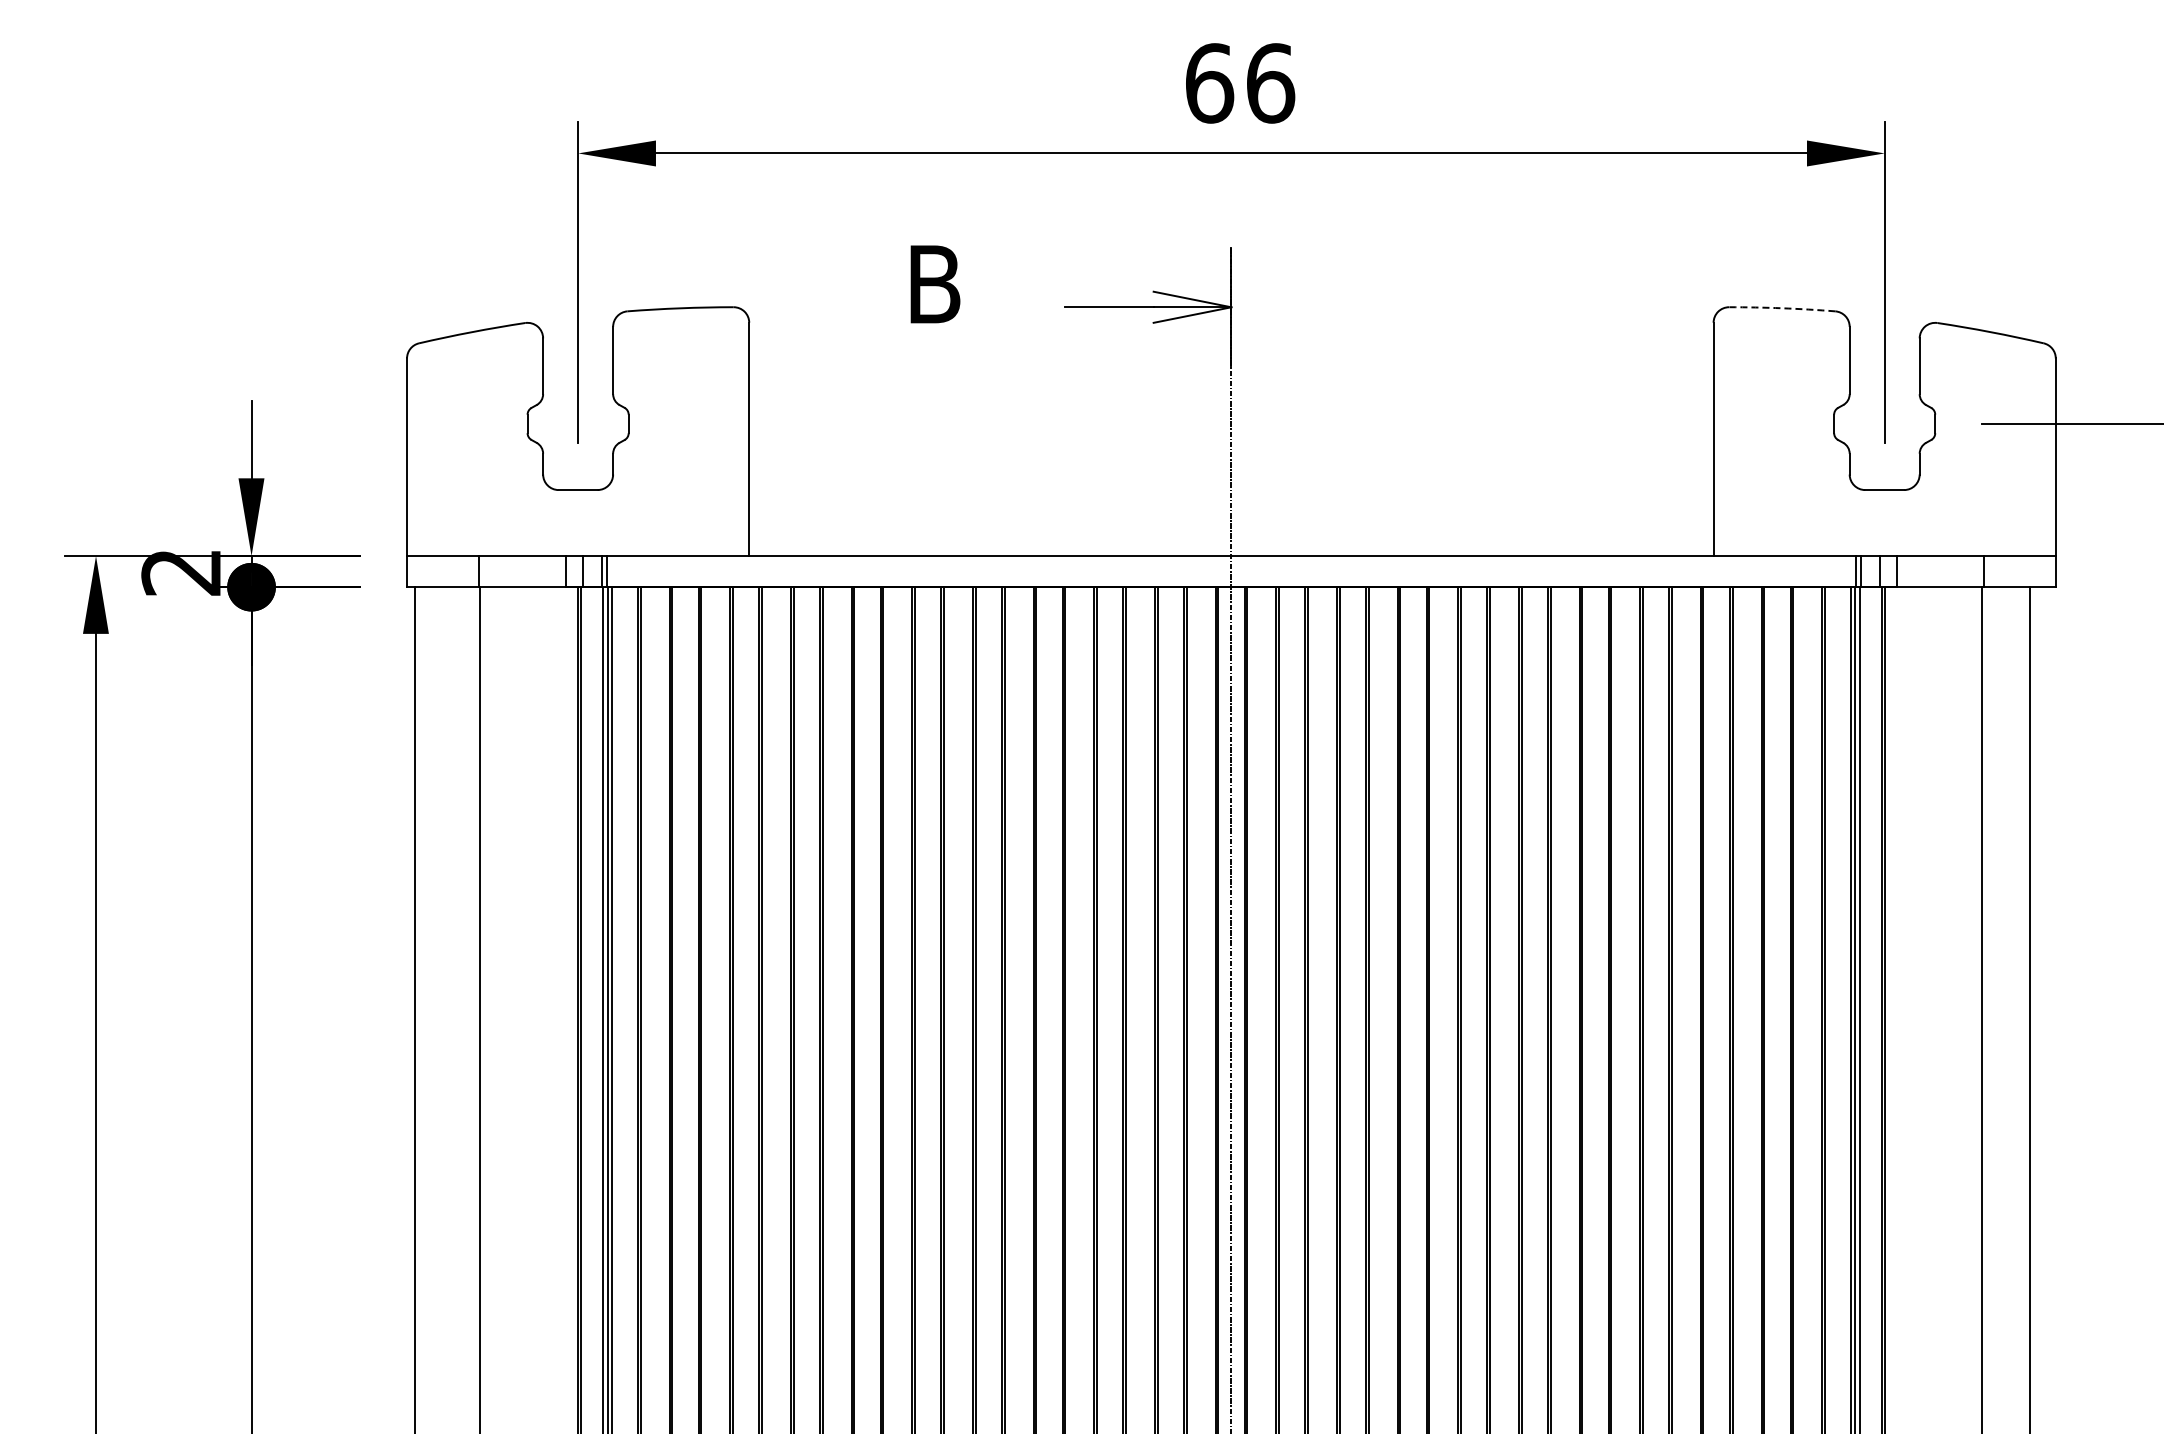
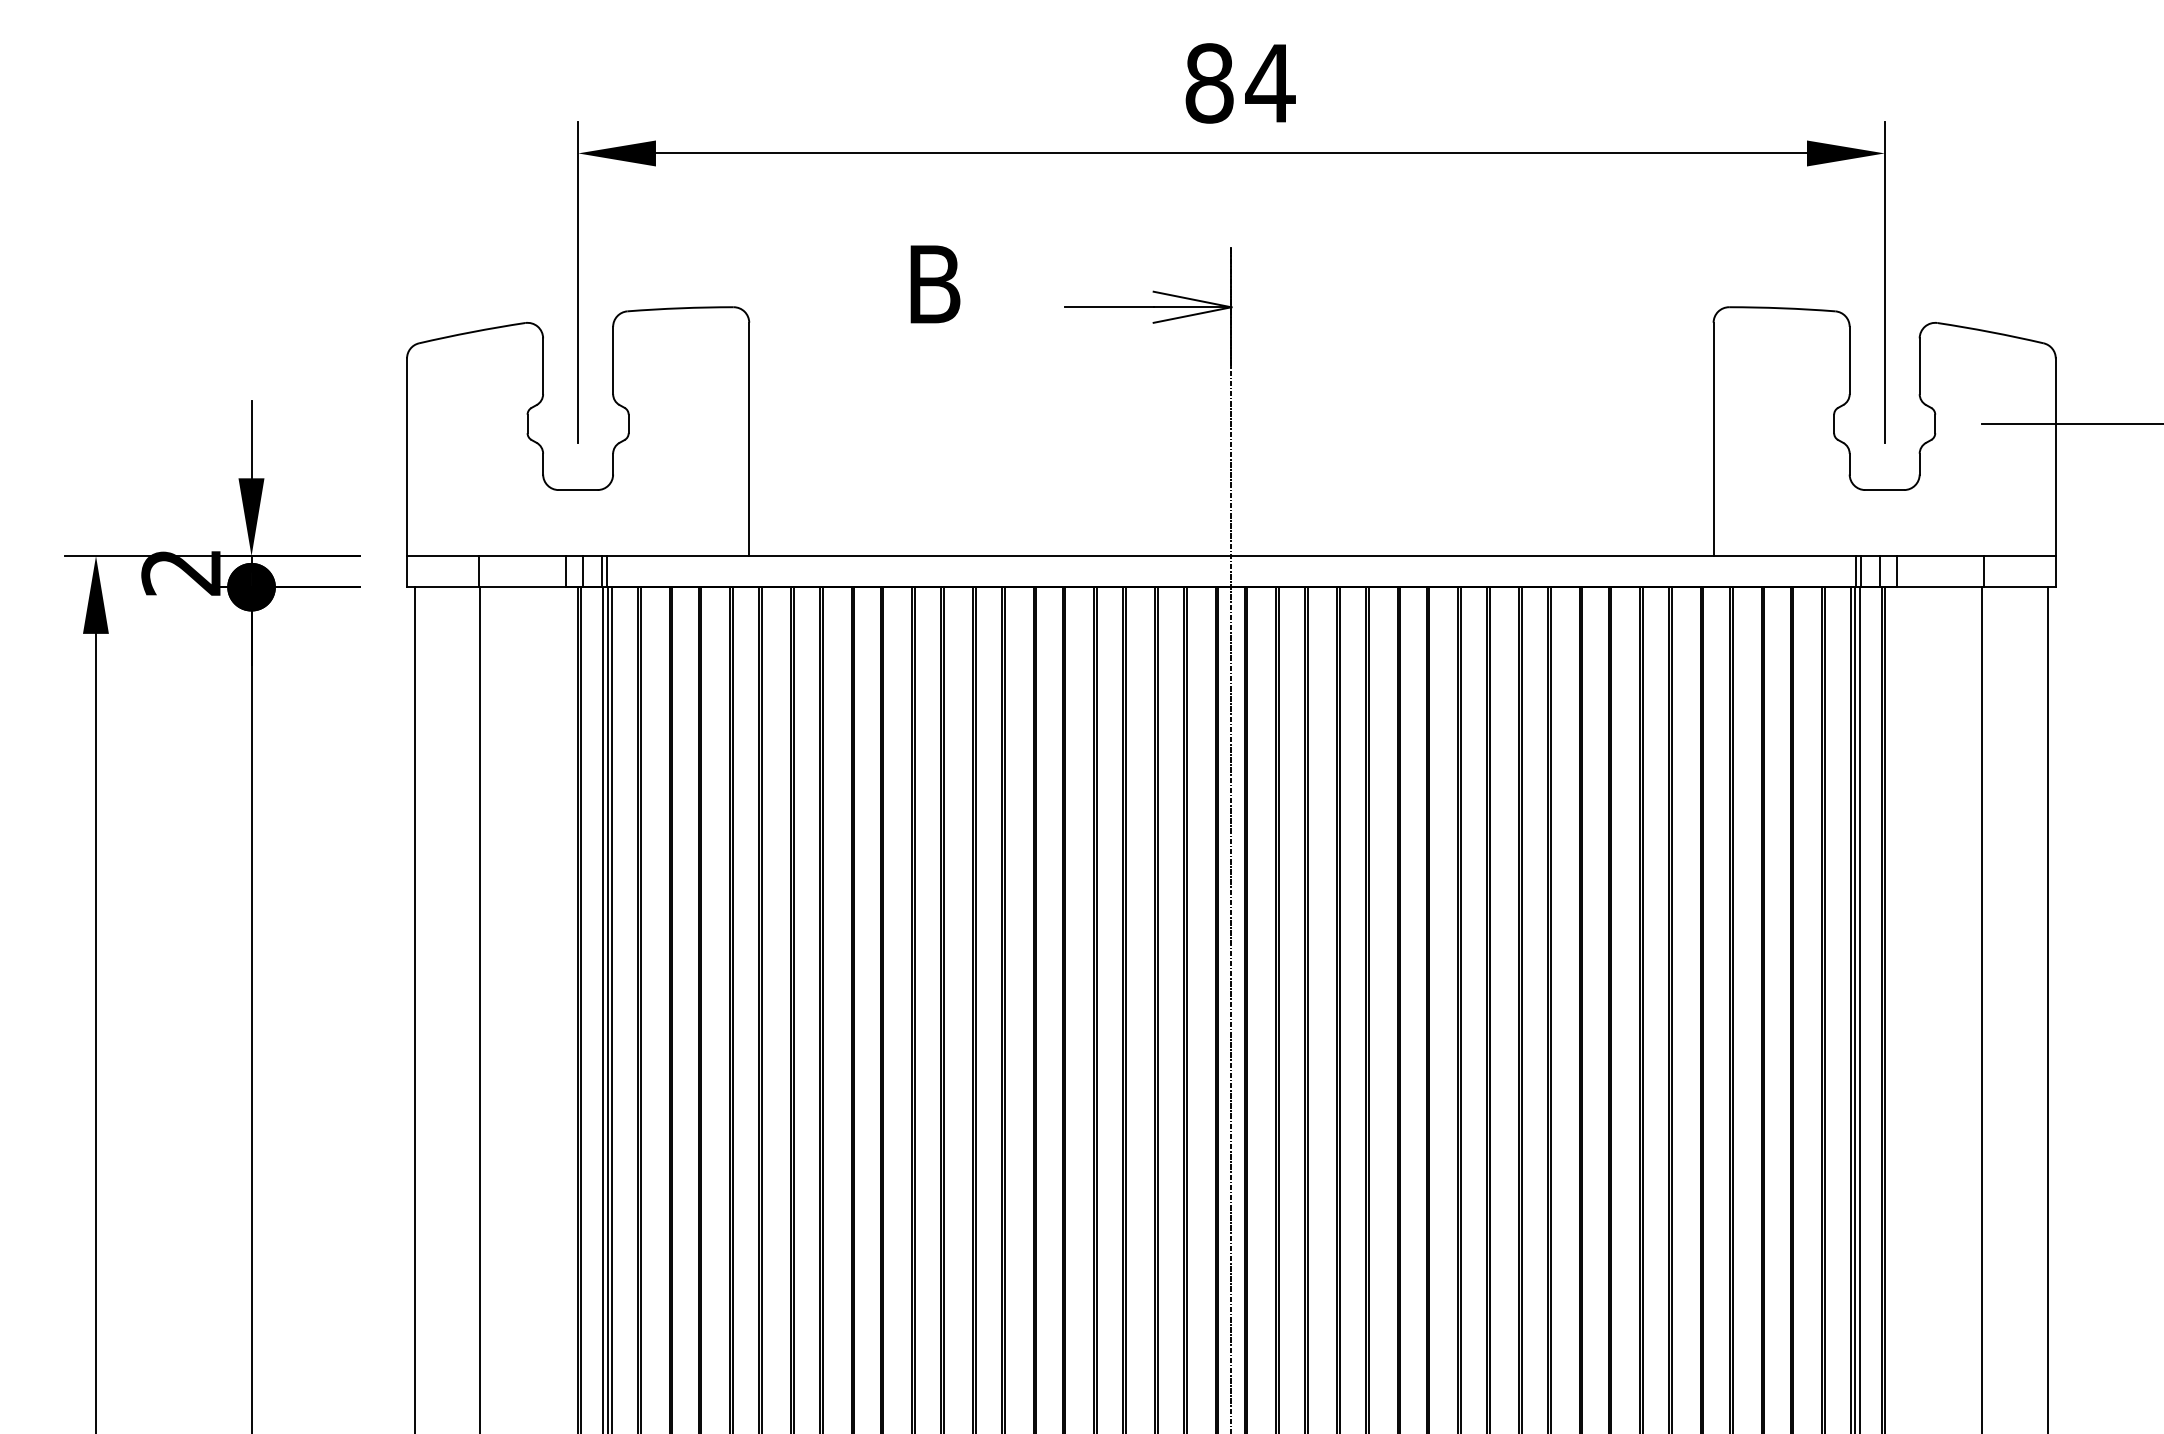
text: 66 -> 84 (1240, 83)
arc: dashed -> solid (1782, 308)
line position: (2030, 1008) -> (2048, 1008) (2048, 1008)
